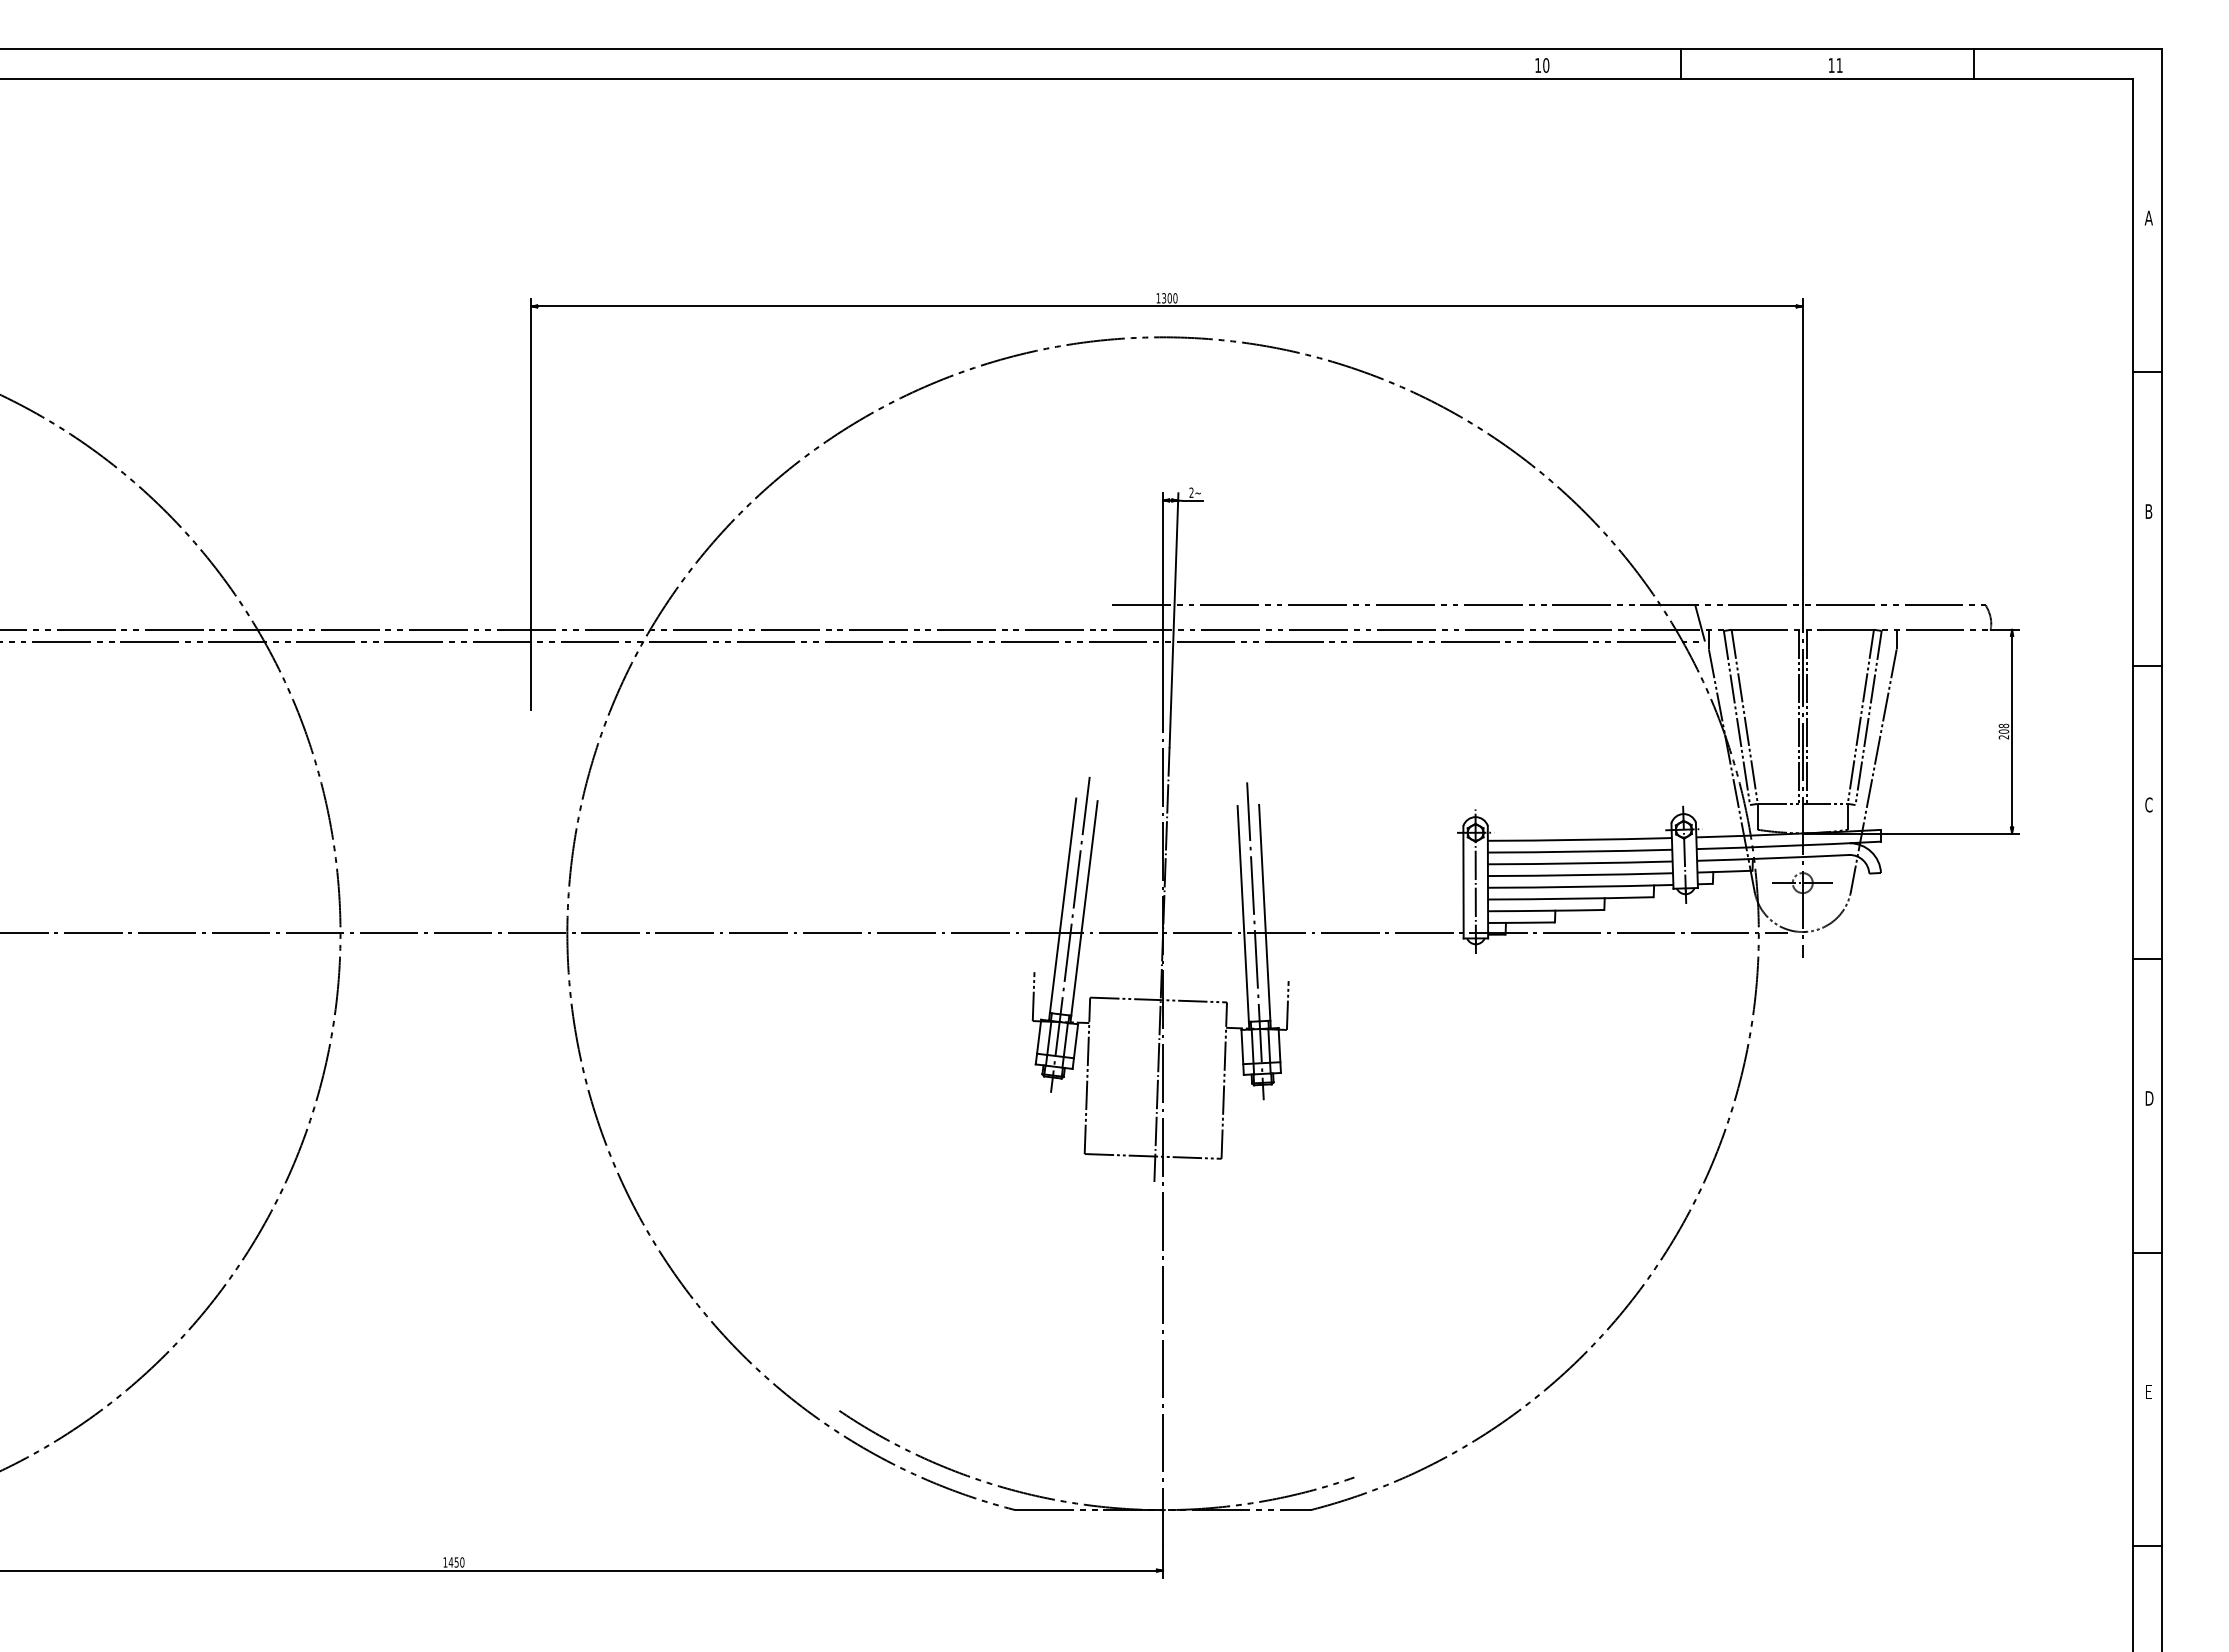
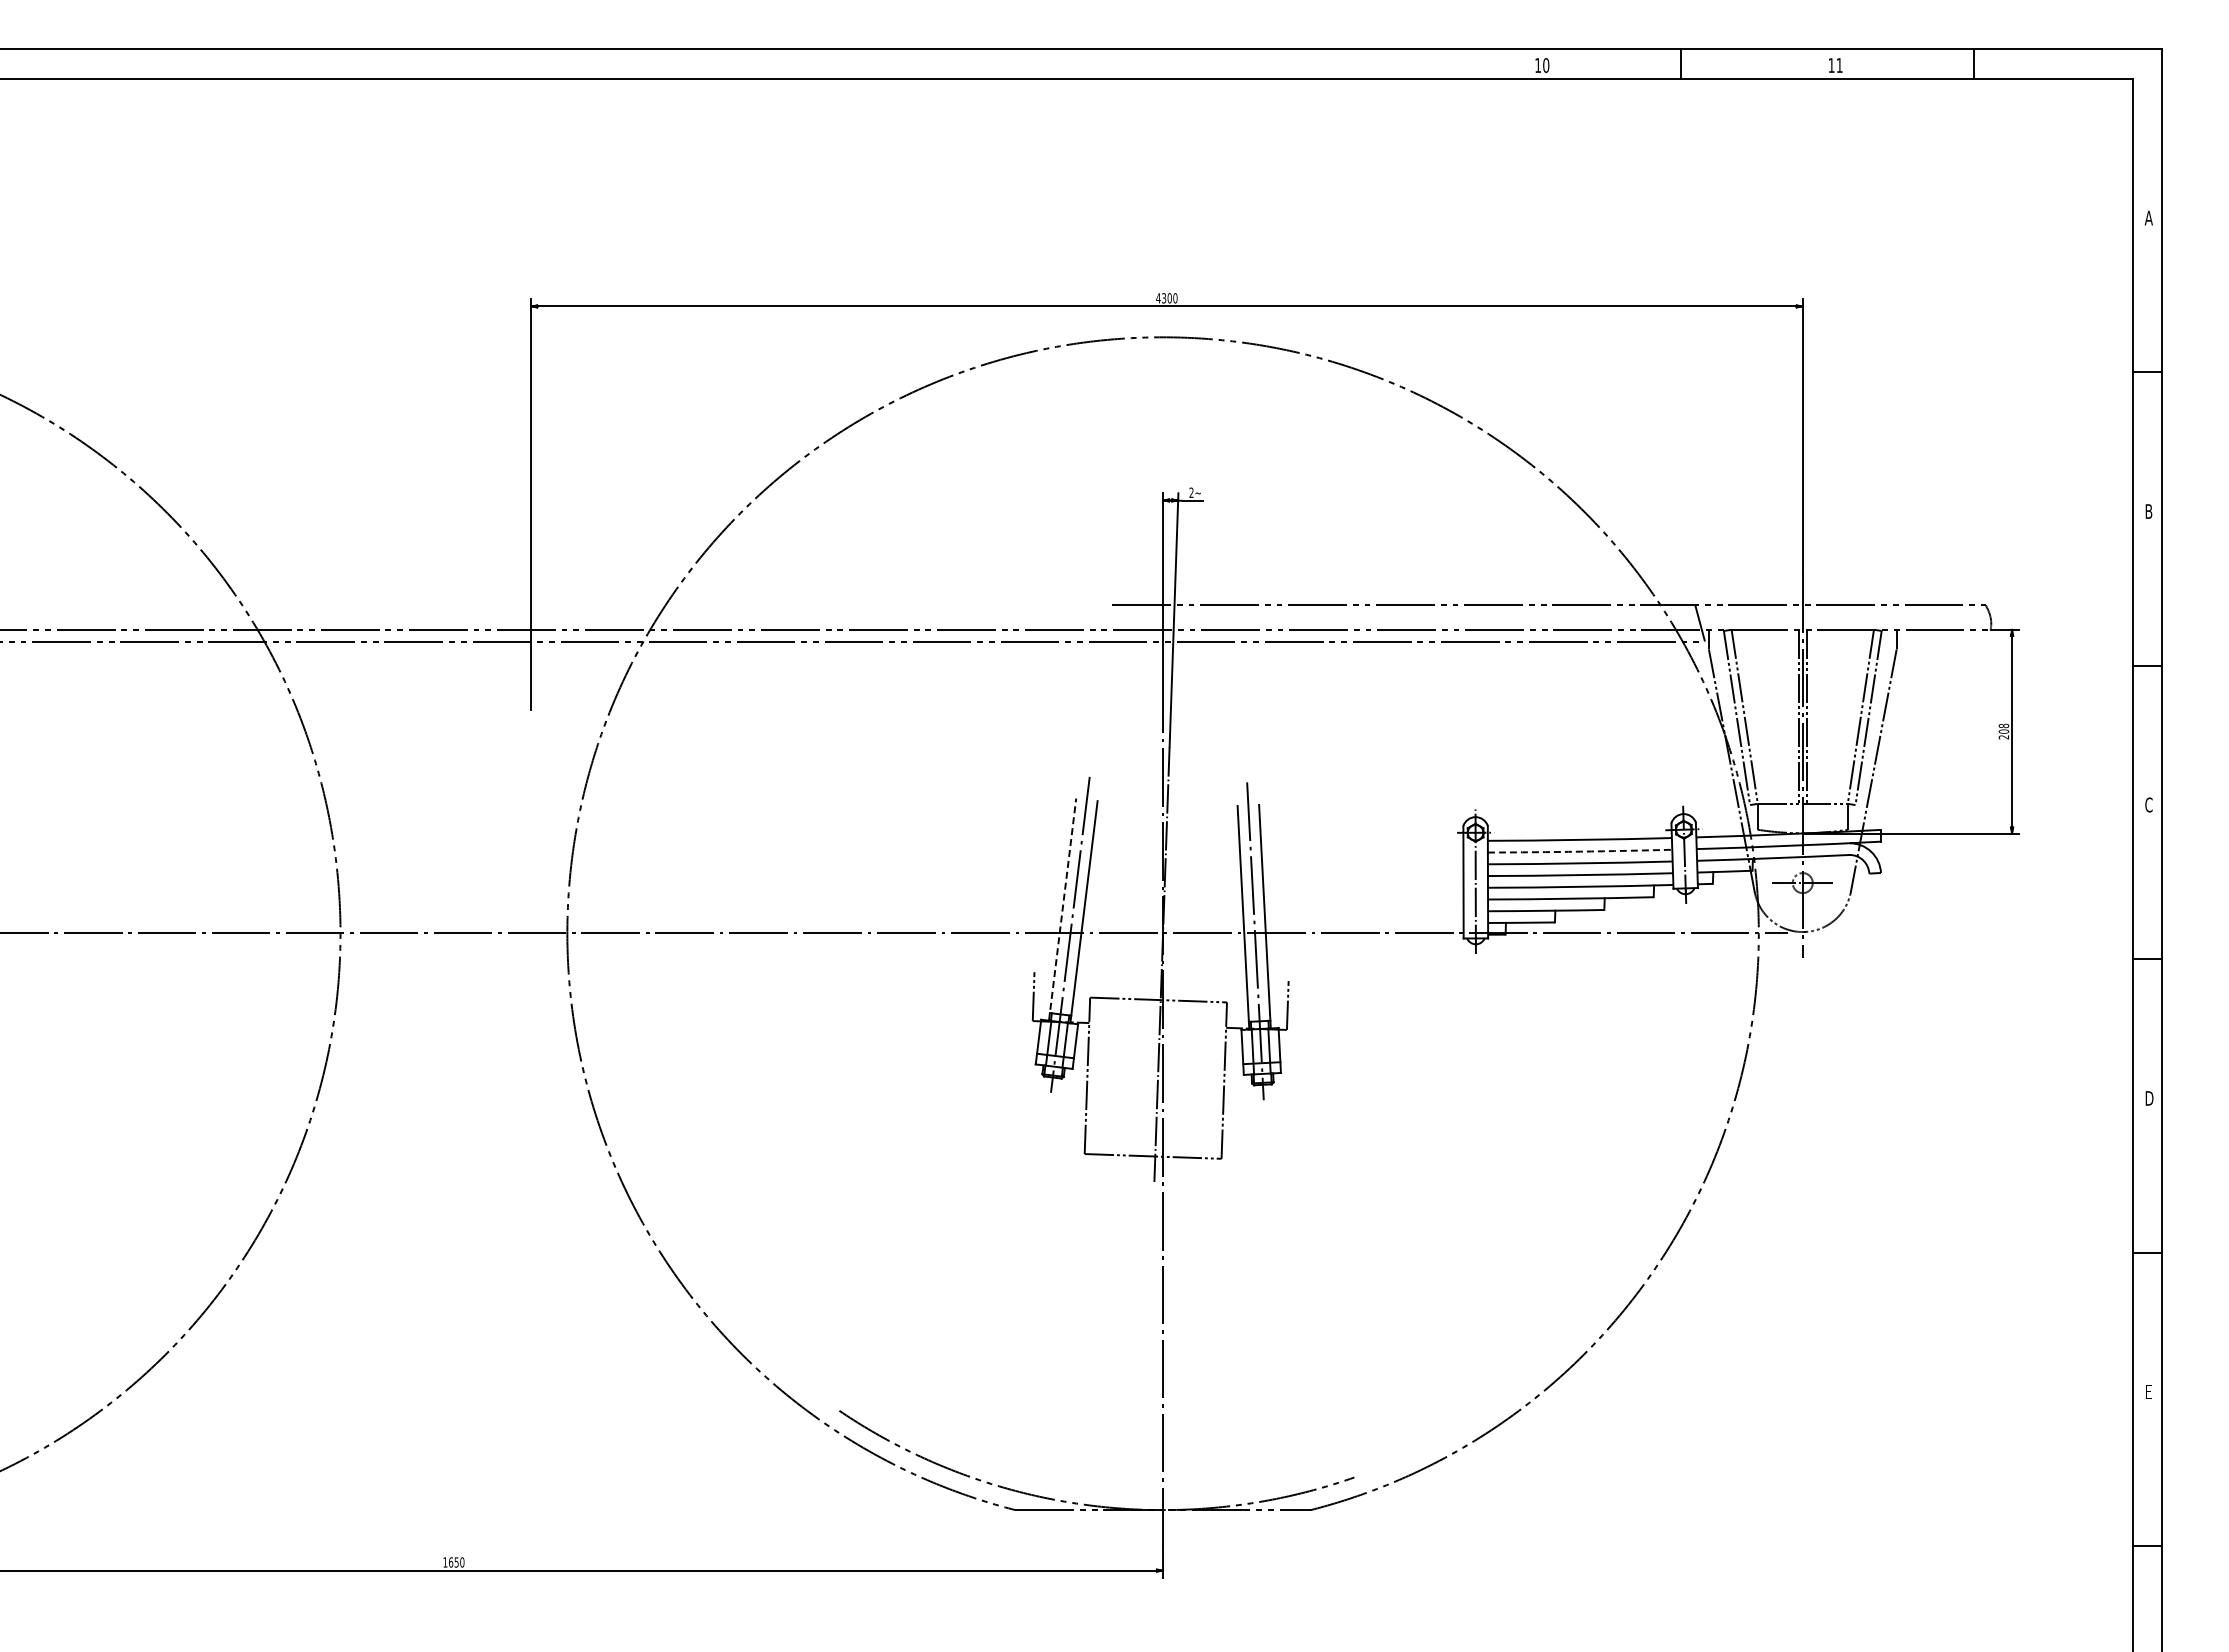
text: 1300 -> 4300 (1158, 298)
arc: solid -> dashed (1580, 851)
line: solid -> dashed (1062, 909)
text: 1450 -> 1650 (450, 1562)
